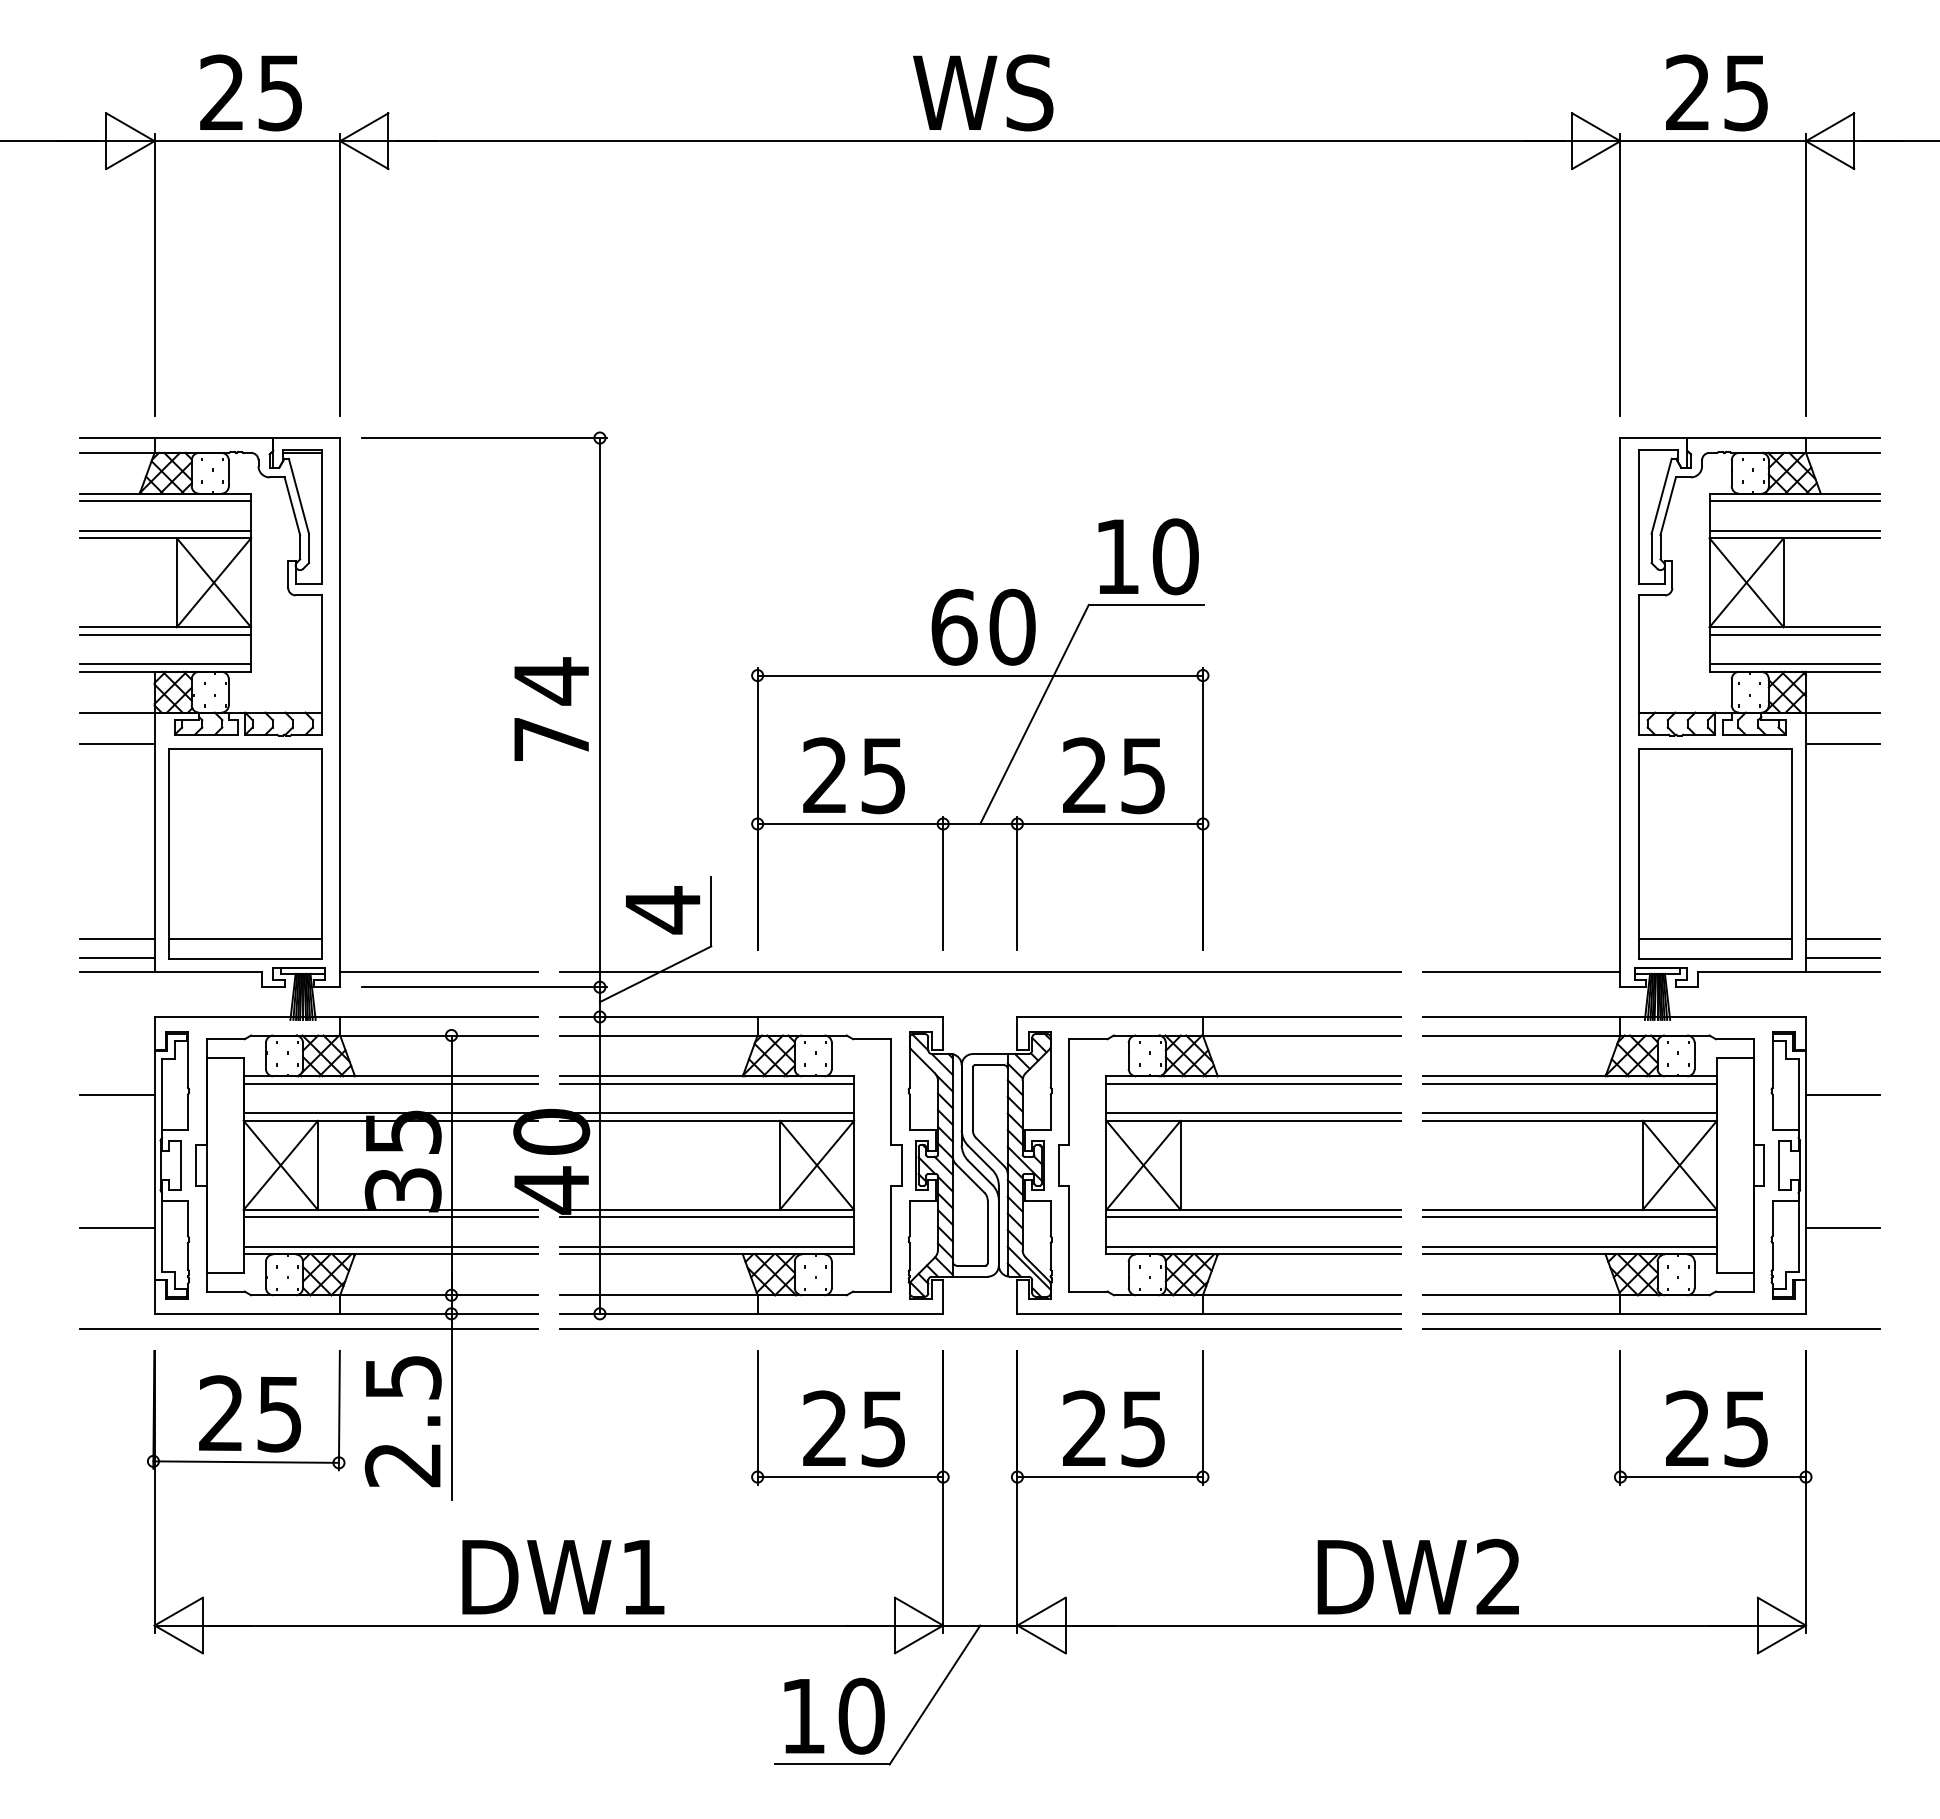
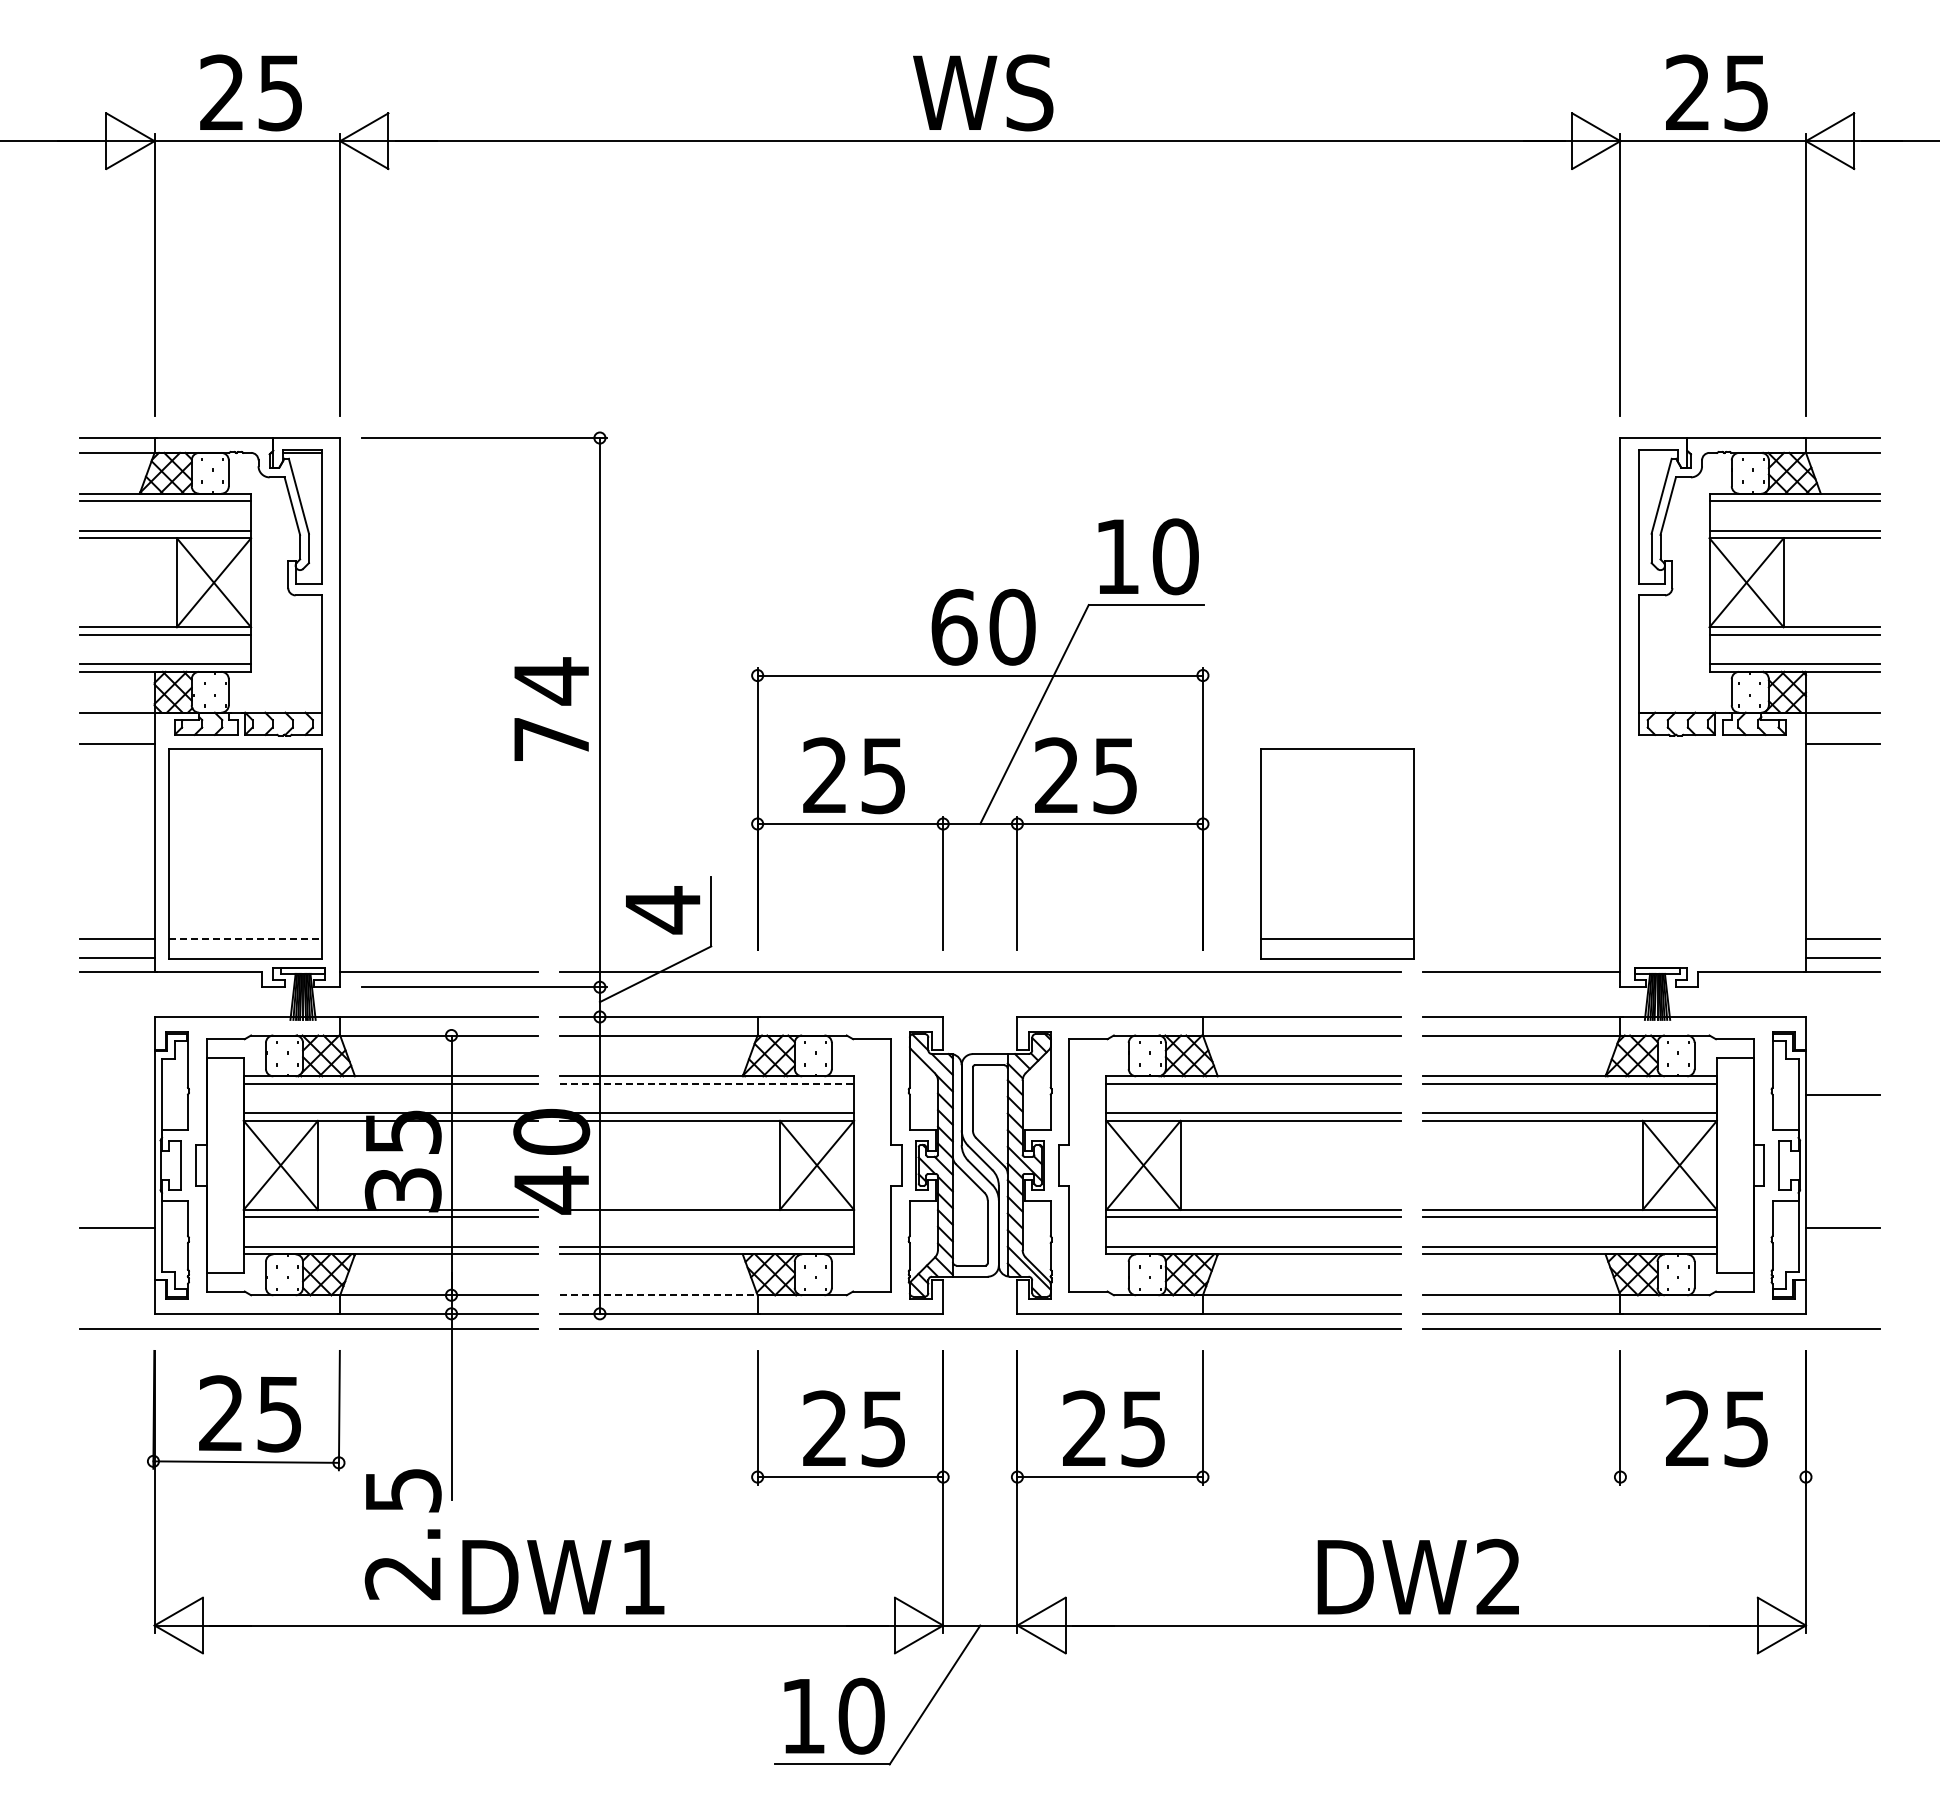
text position: (1113, 775) -> (1085, 775) (1085, 775)
part position: (1715, 853) -> (1337, 853) (1337, 853)
line: solid -> dashed (245, 939)
line: solid -> dashed (707, 1083)
line: present -> none (117, 1094)
line: present -> none (707, 1217)
line: solid -> dashed (659, 1295)
text position: (402, 1421) -> (402, 1534) (402, 1534)
line: present -> none (1712, 1477)
